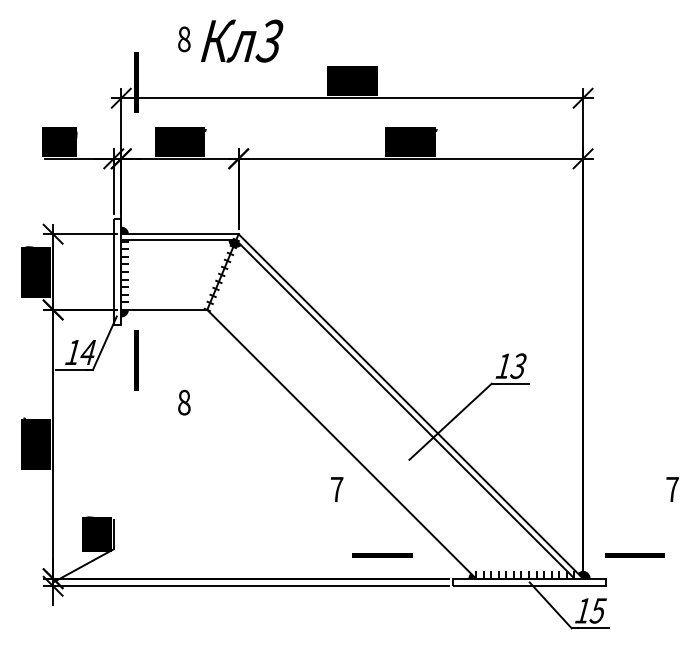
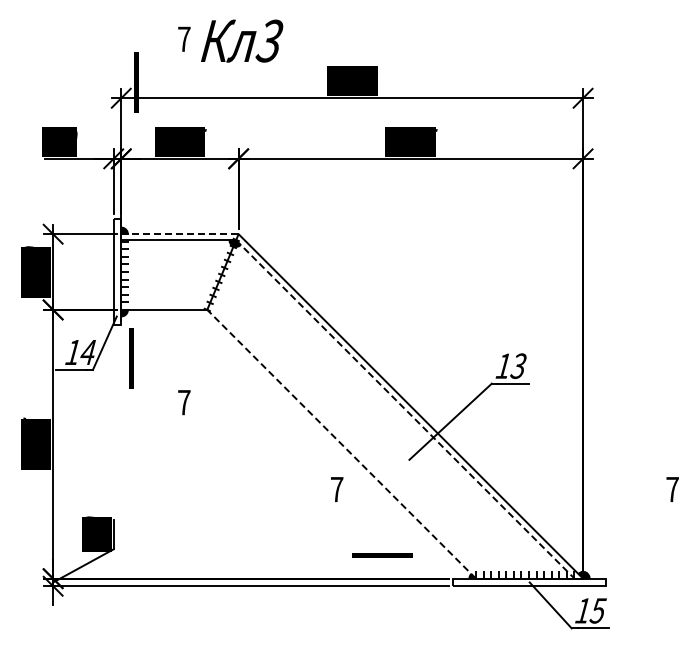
text: 8 -> 7 (184, 39)
line: solid -> dashed (179, 234)
line position: (136, 360) -> (131, 358) (131, 358)
text: 8 -> 7 (184, 402)
line: solid -> dashed (405, 409)
line: solid -> dashed (341, 443)
line: present -> none (634, 555)
